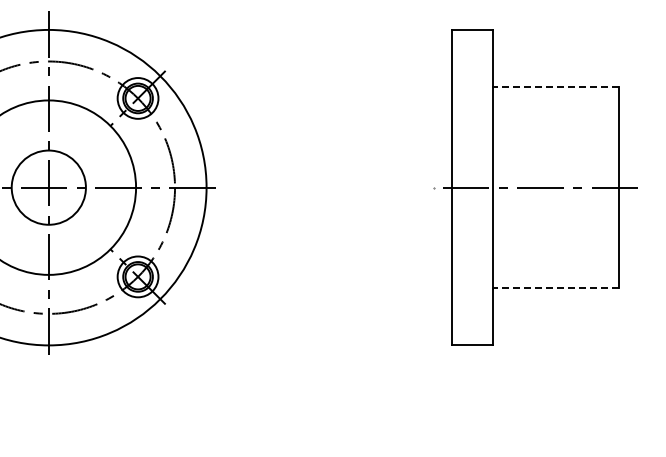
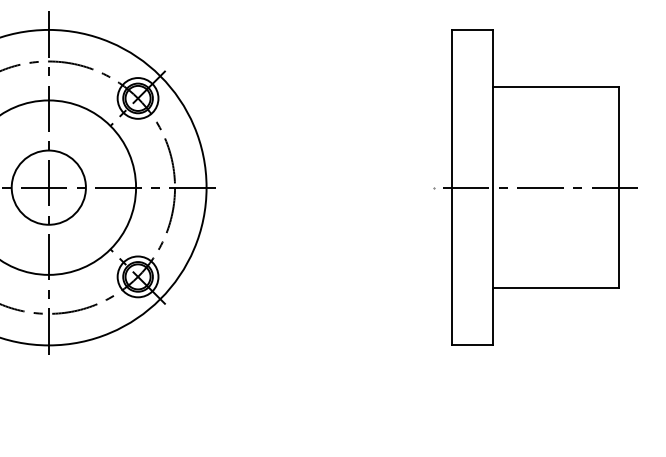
line: dashed -> solid (556, 87)
line: dashed -> solid (556, 287)
